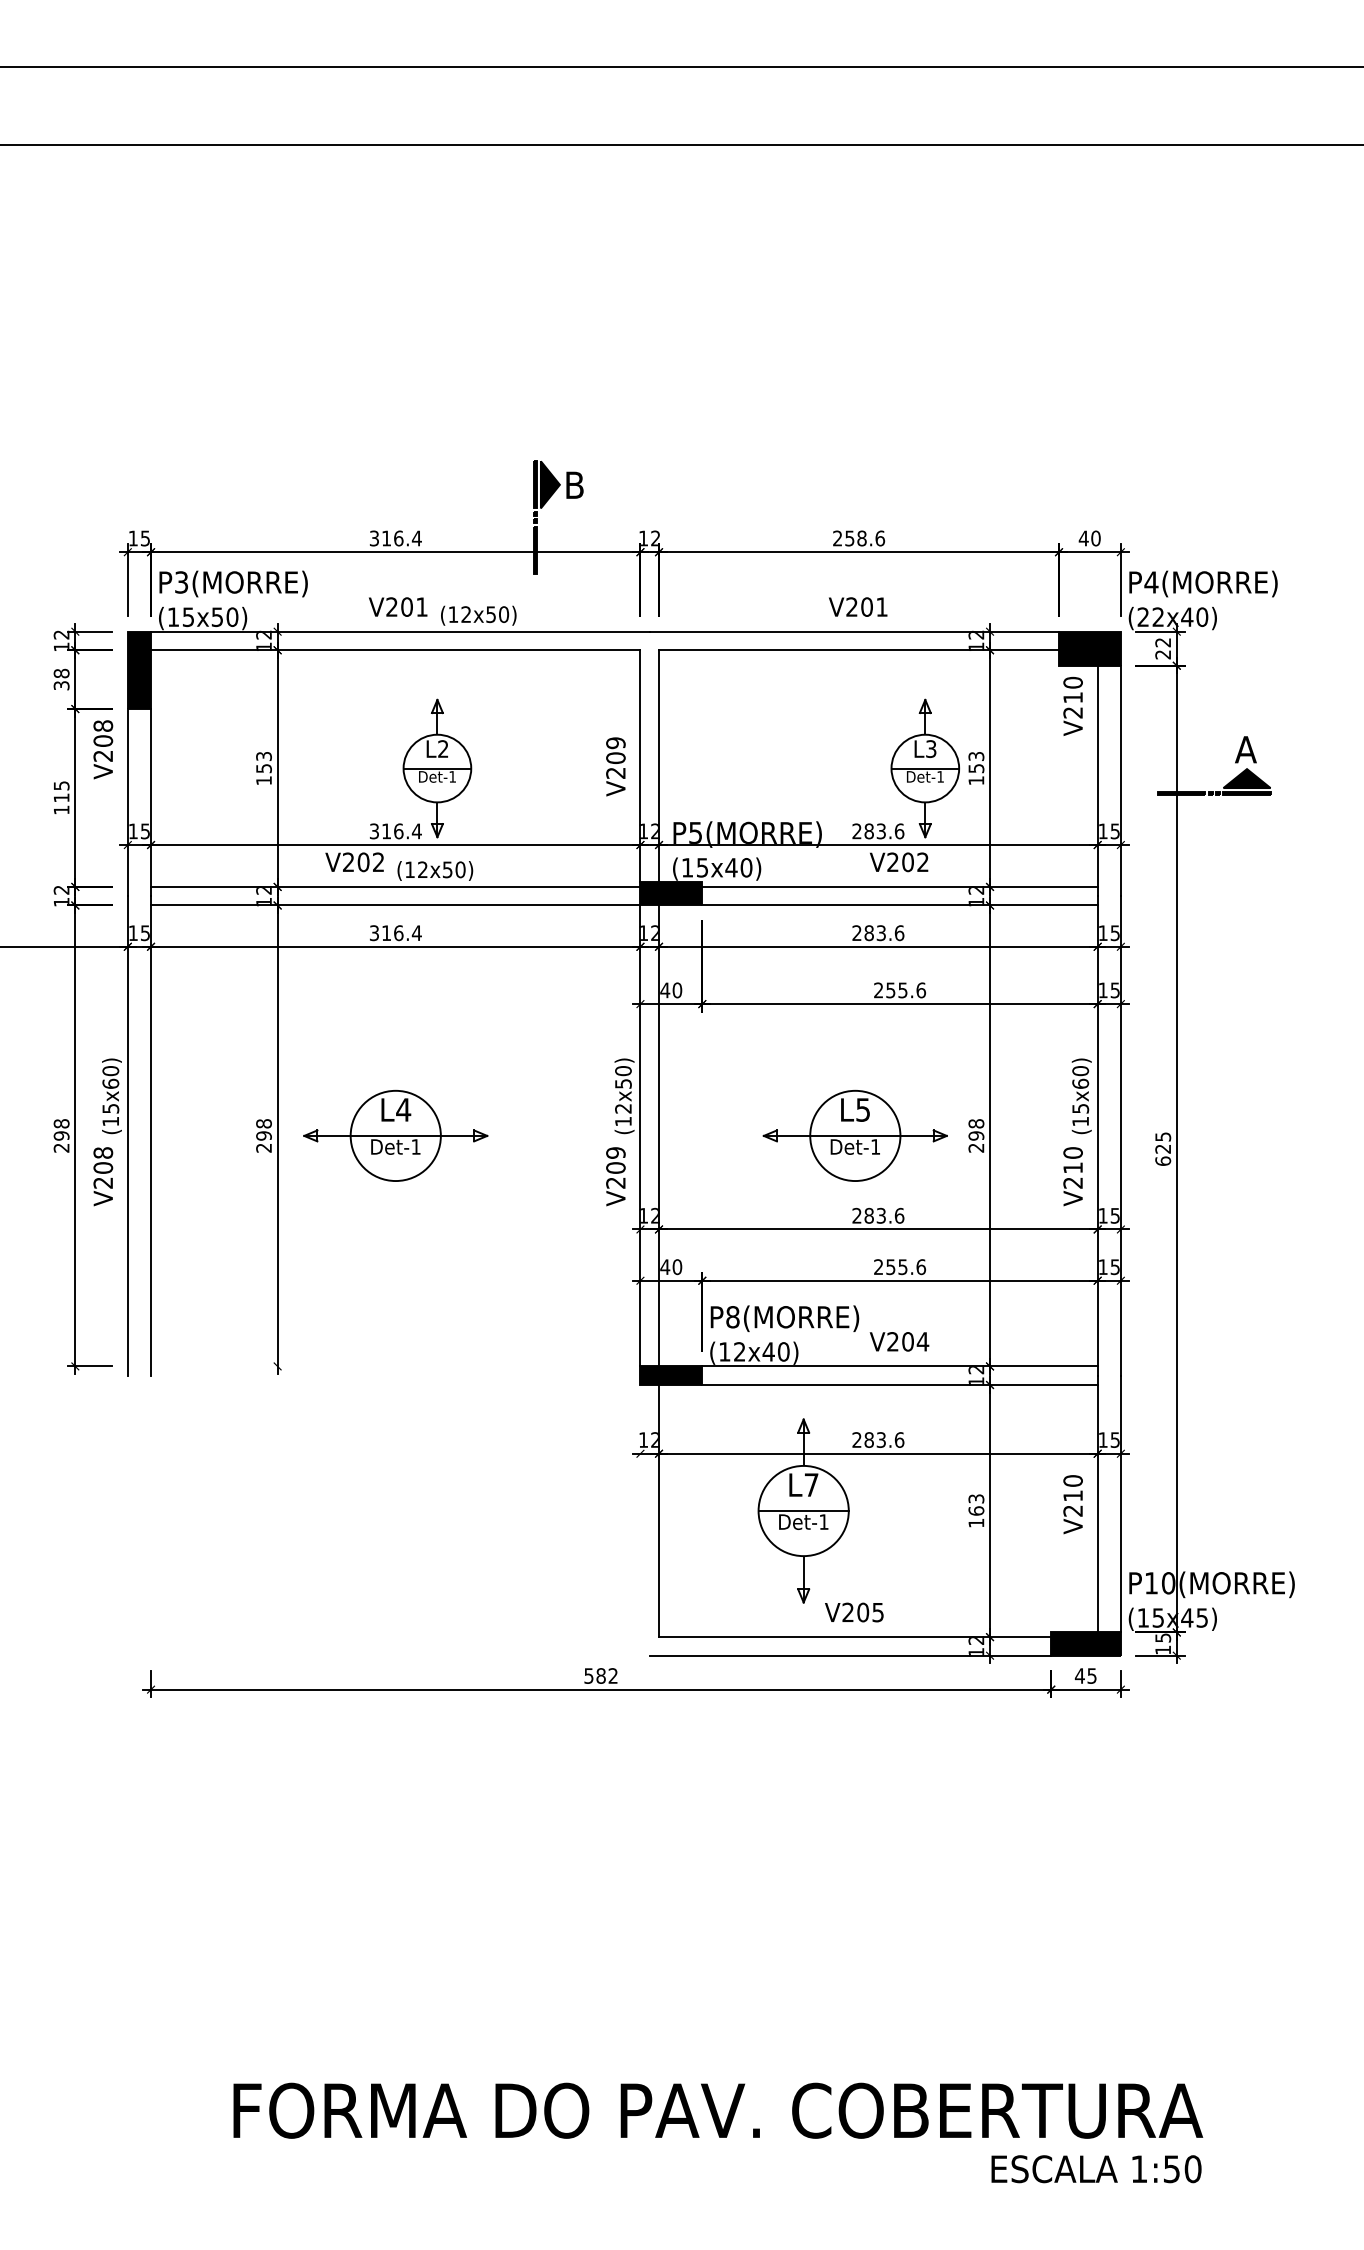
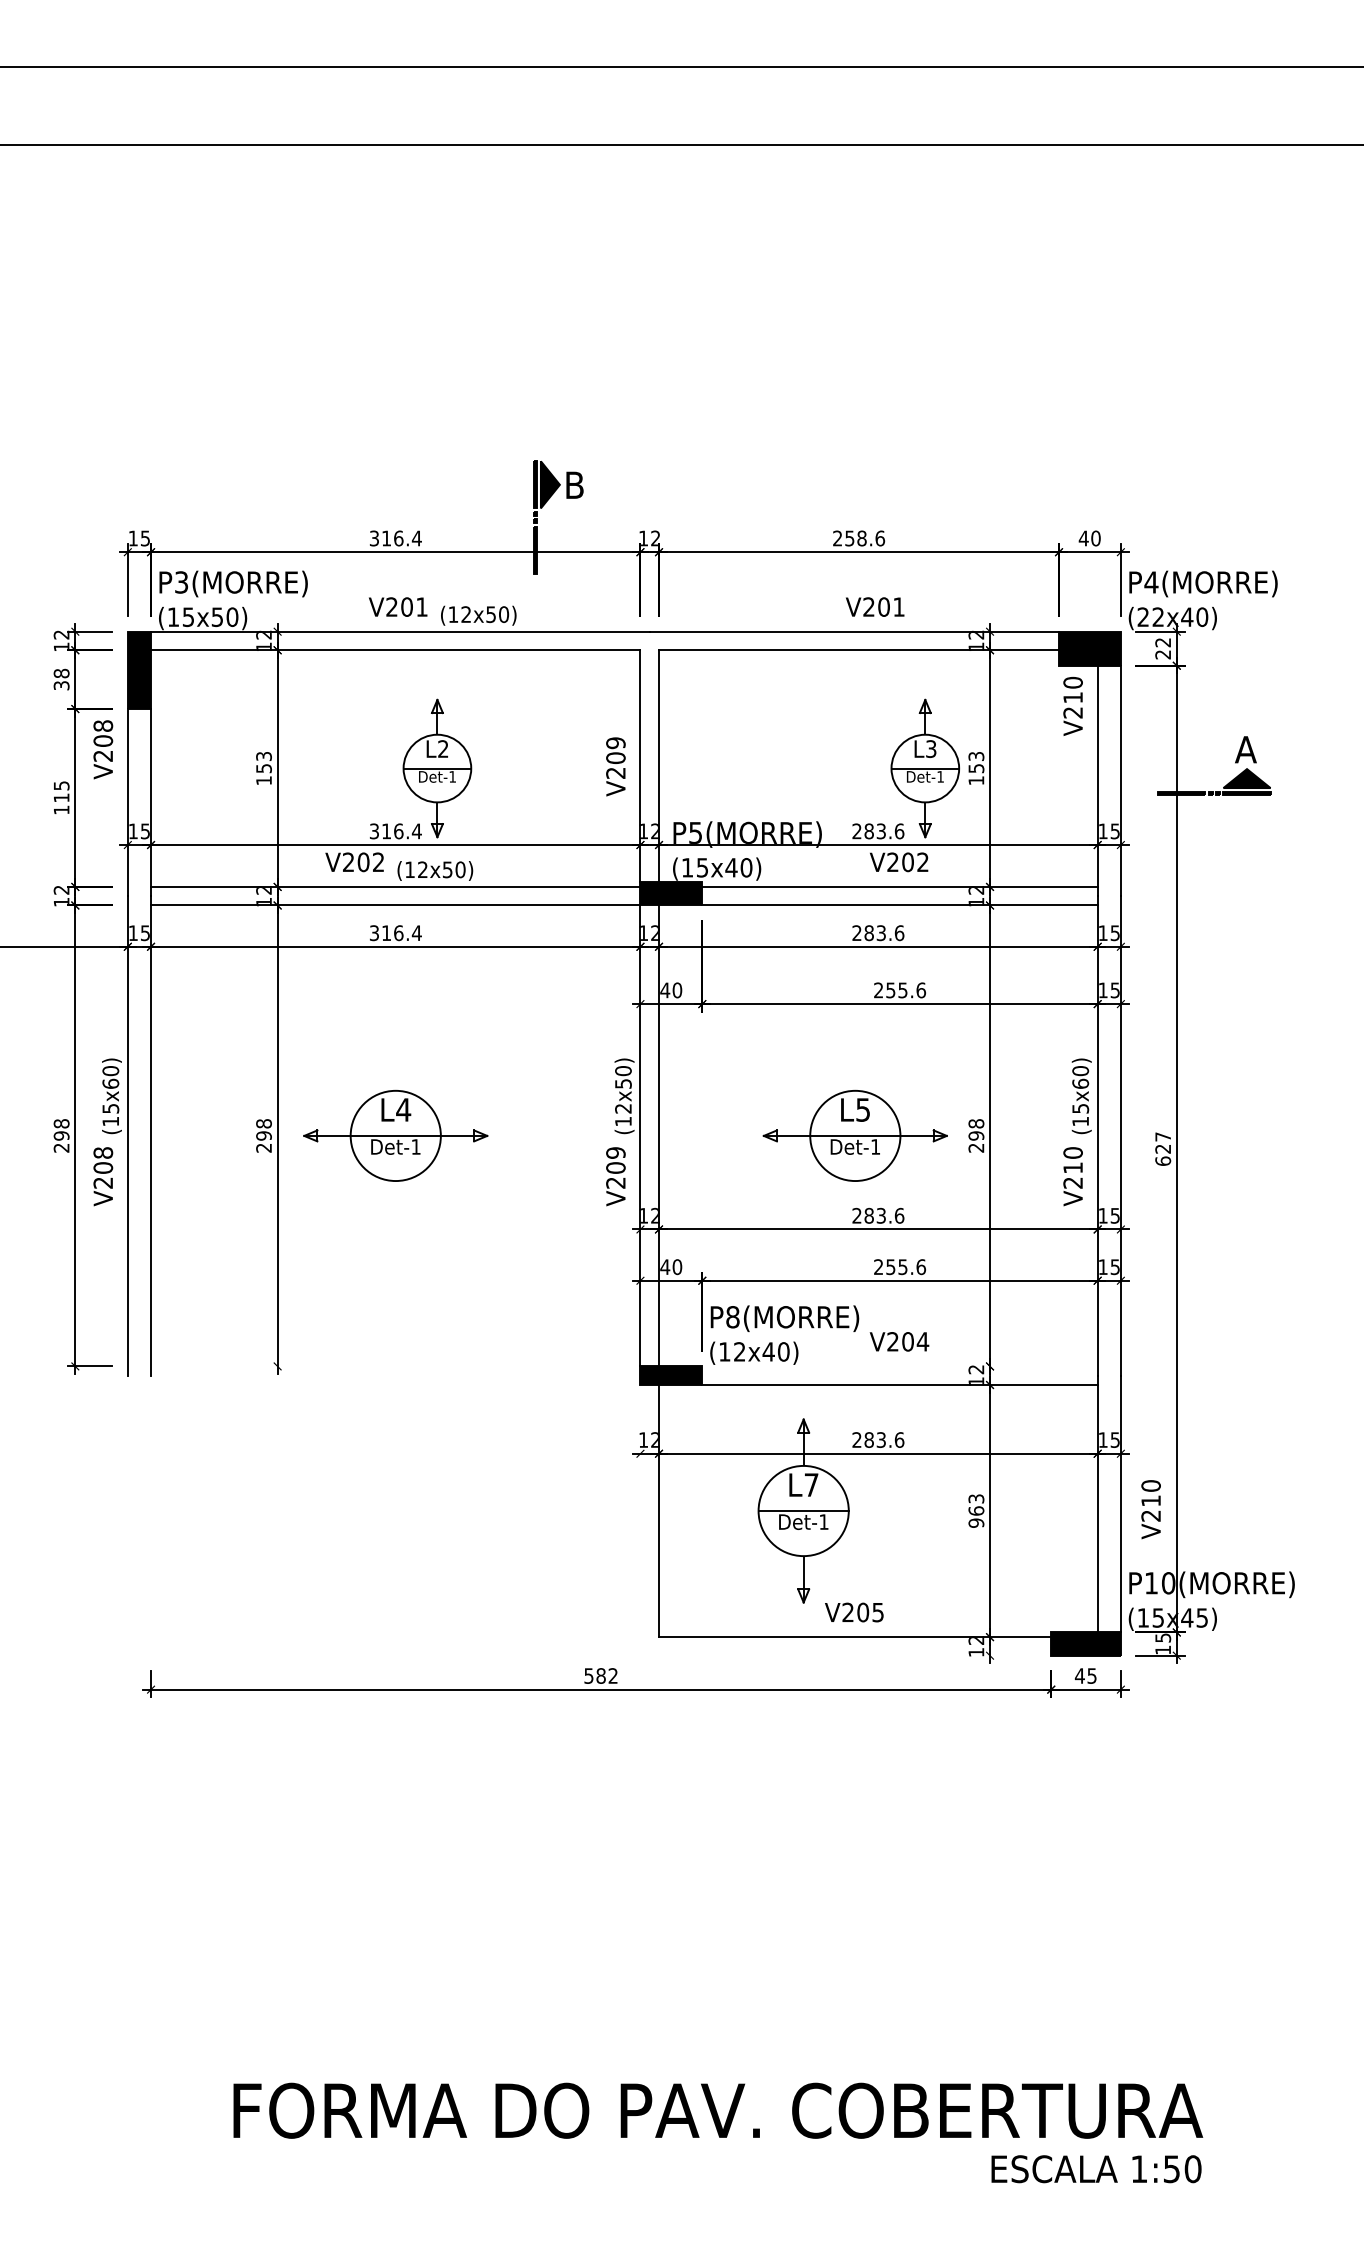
text position: (858, 606) -> (875, 606) (875, 606)
text: 625 -> 627 (1163, 1136)
line: present -> none (899, 1366)
text position: (1072, 1504) -> (1150, 1509) (1150, 1509)
text: 163 -> 963 (976, 1522)
line: present -> none (850, 1655)
